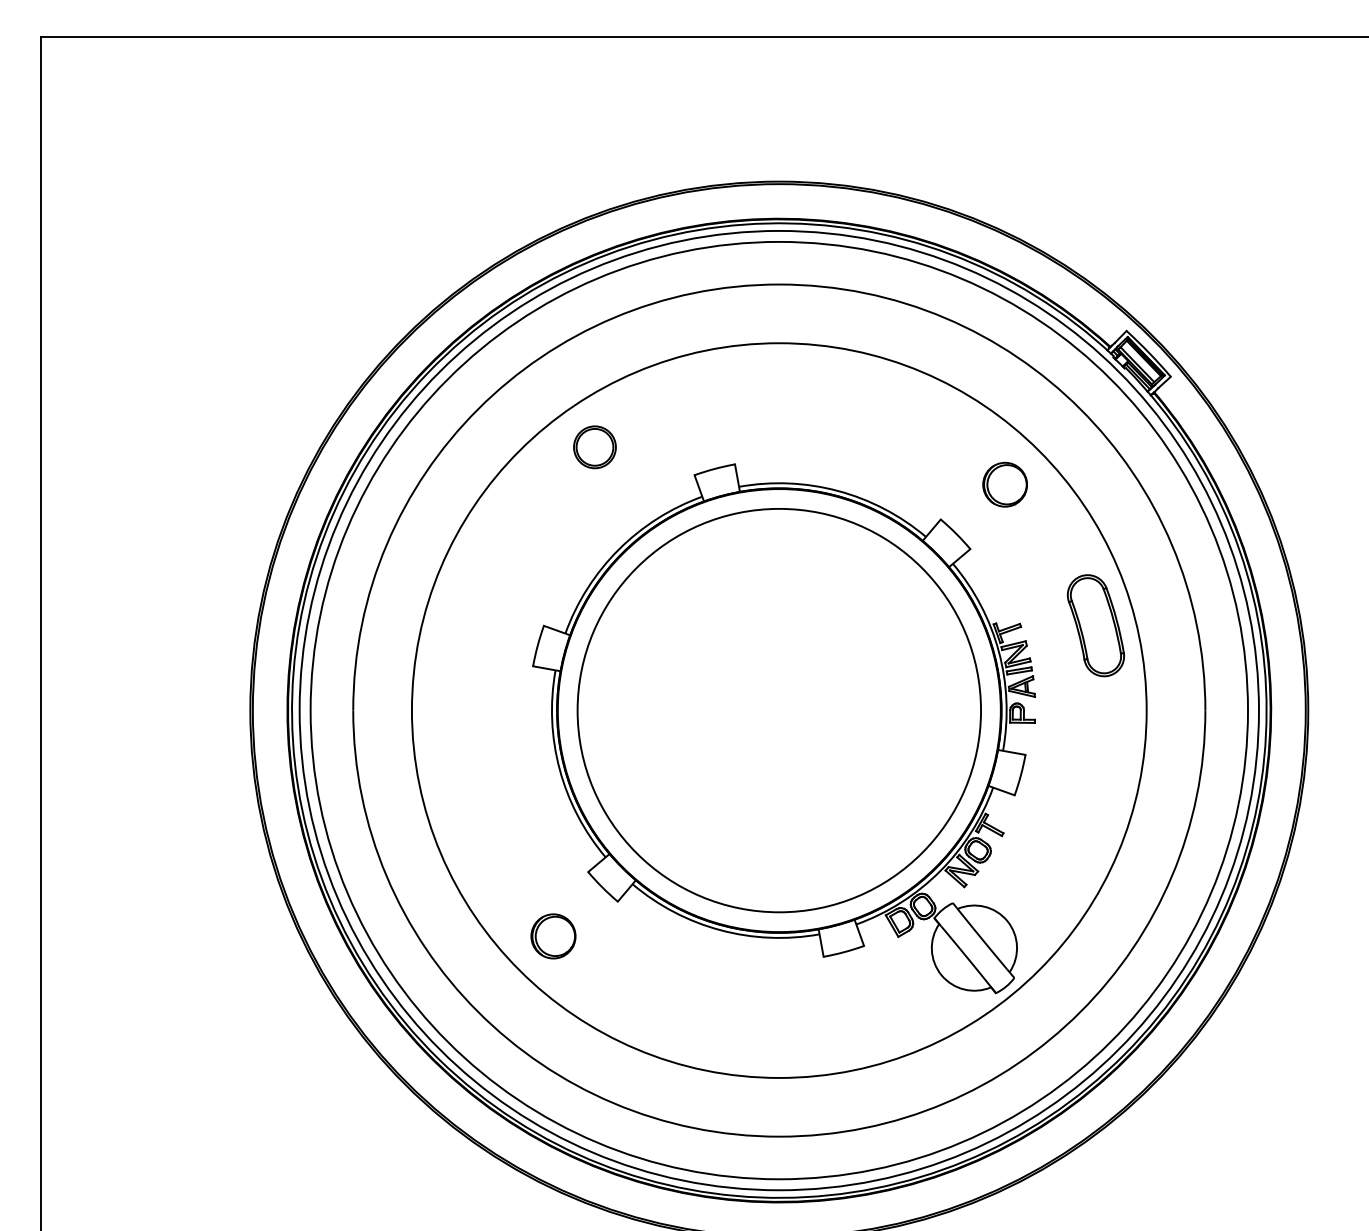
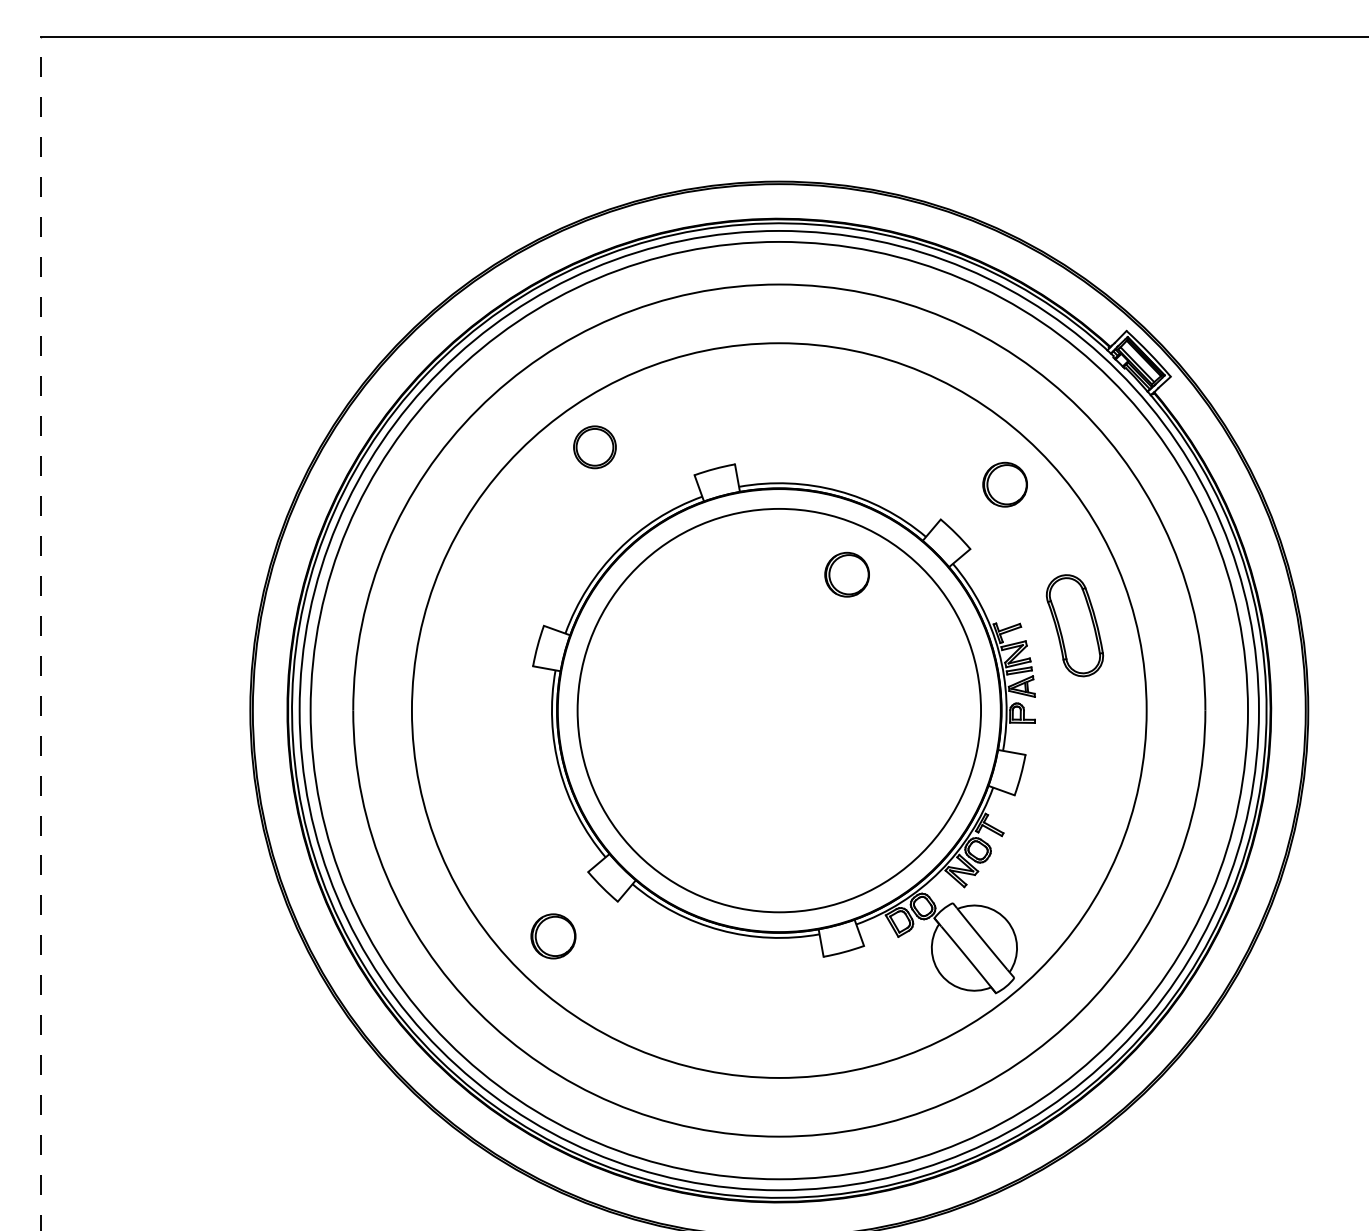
part: none -> present (846, 574)
part position: (1095, 625) -> (1074, 625) (1074, 625)
line: solid -> dashed (41, 633)
